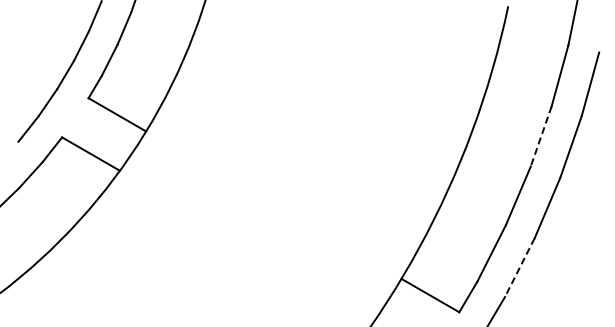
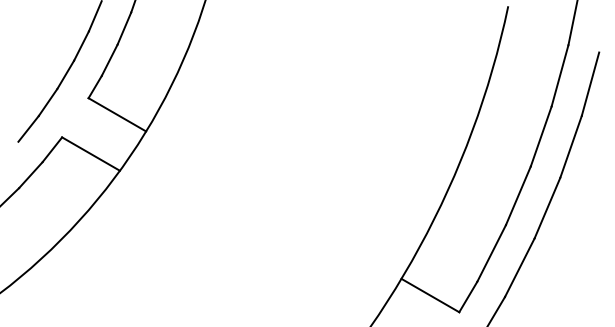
line: dashed -> solid (541, 136)
line: dashed -> solid (519, 267)
